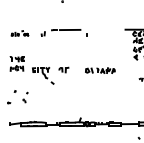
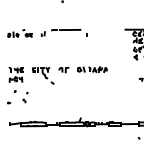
part size: 20x7 px -> 26x9 px (19, 33)
part position: (16, 63) -> (15, 74) (15, 74)
part position: (100, 70) -> (92, 69) (92, 69)
